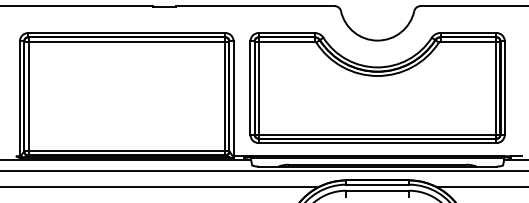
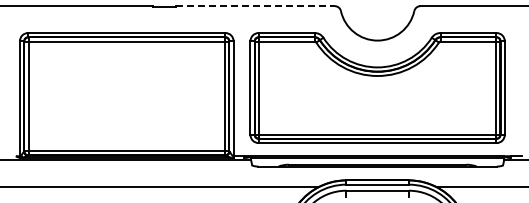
line: solid -> dashed (256, 6)
line: present -> none (263, 171)
